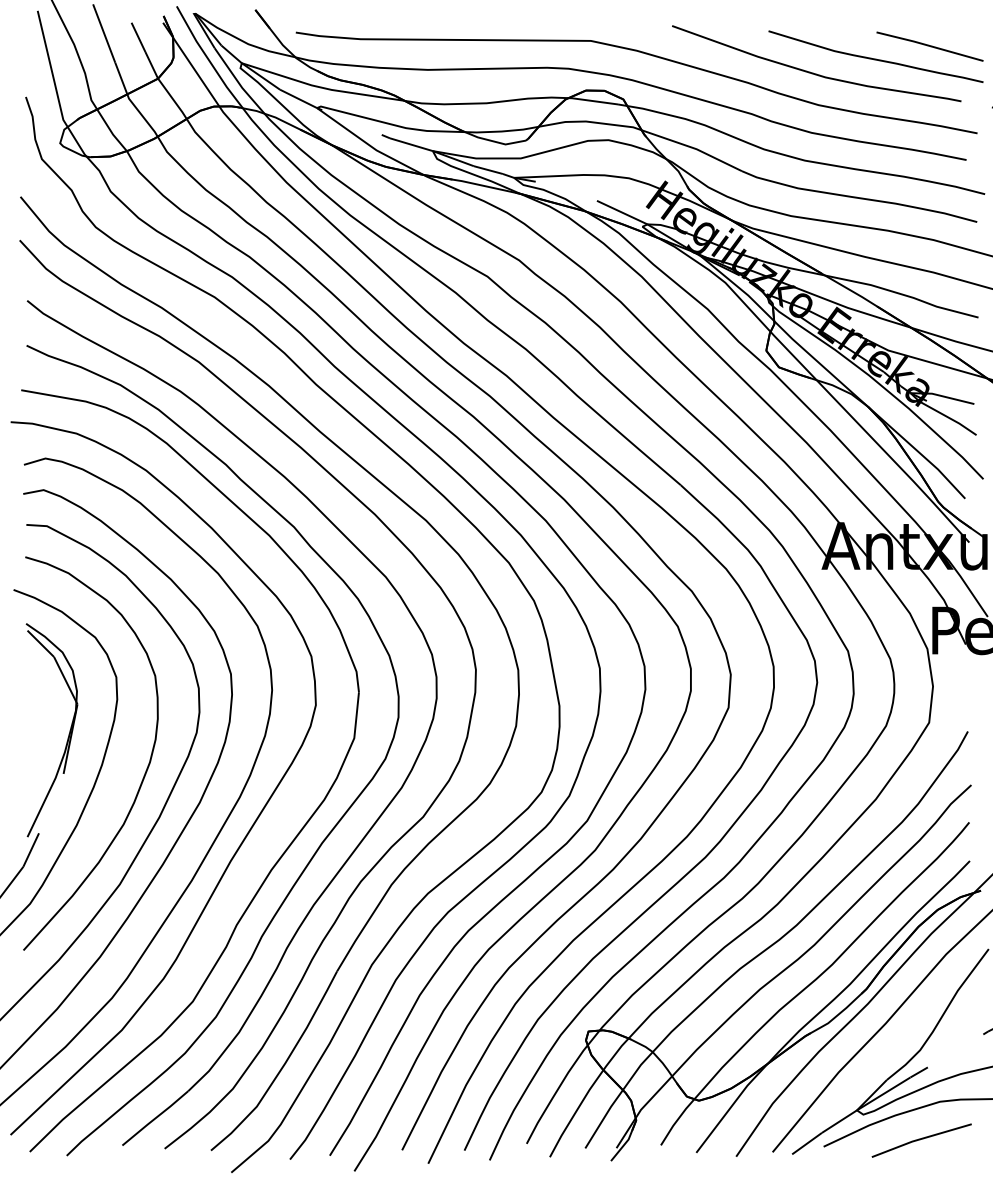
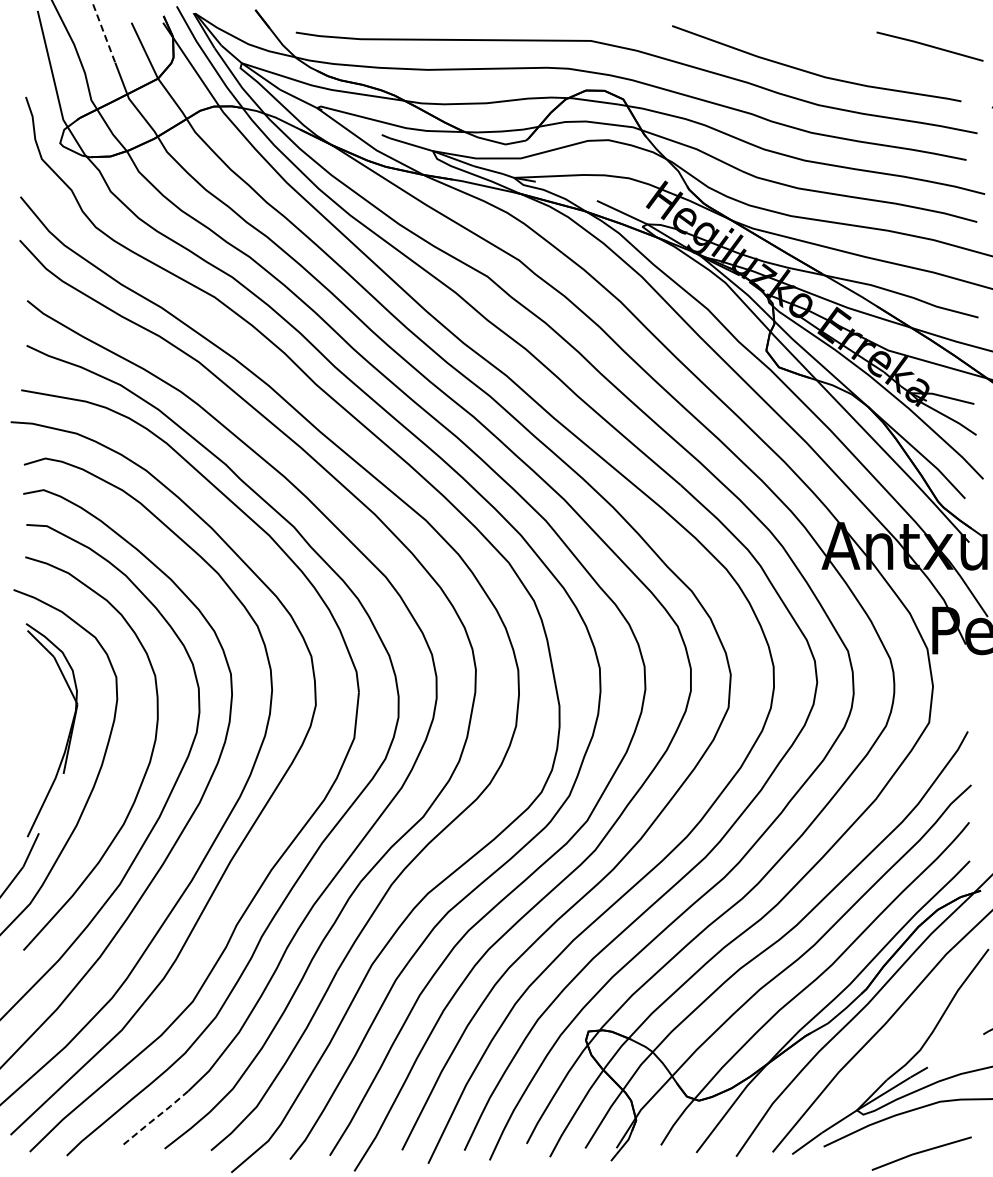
line: solid -> dashed (104, 34)
curve: present -> none (875, 58)
line: solid -> dashed (154, 1118)
line position: (921, 1139) -> (921, 1152) (921, 1152)
